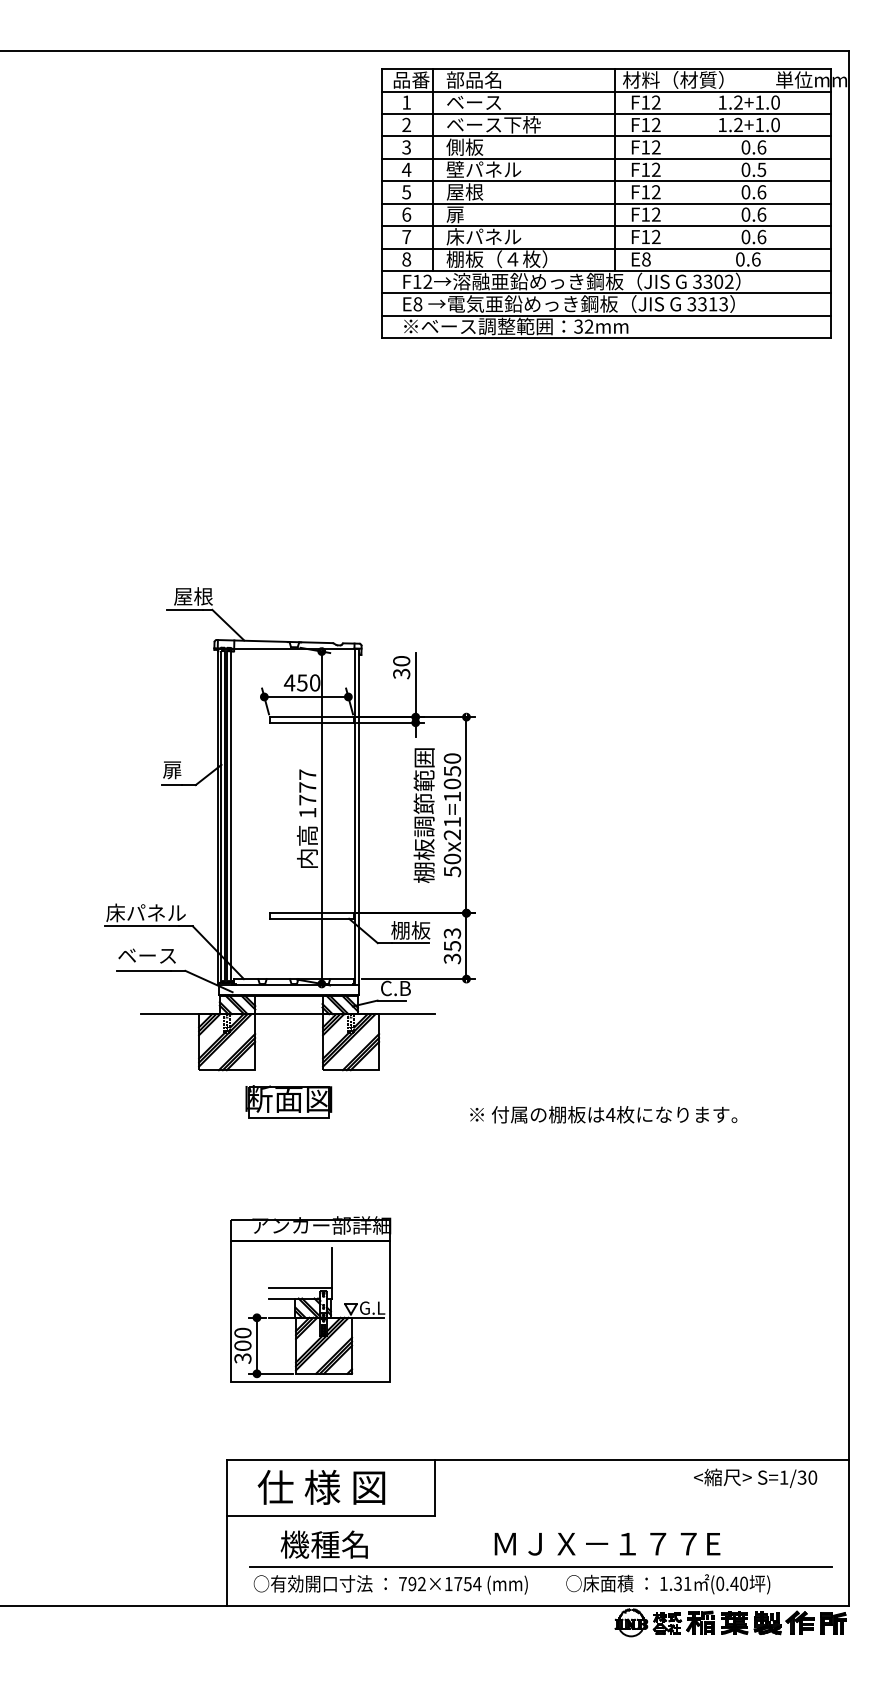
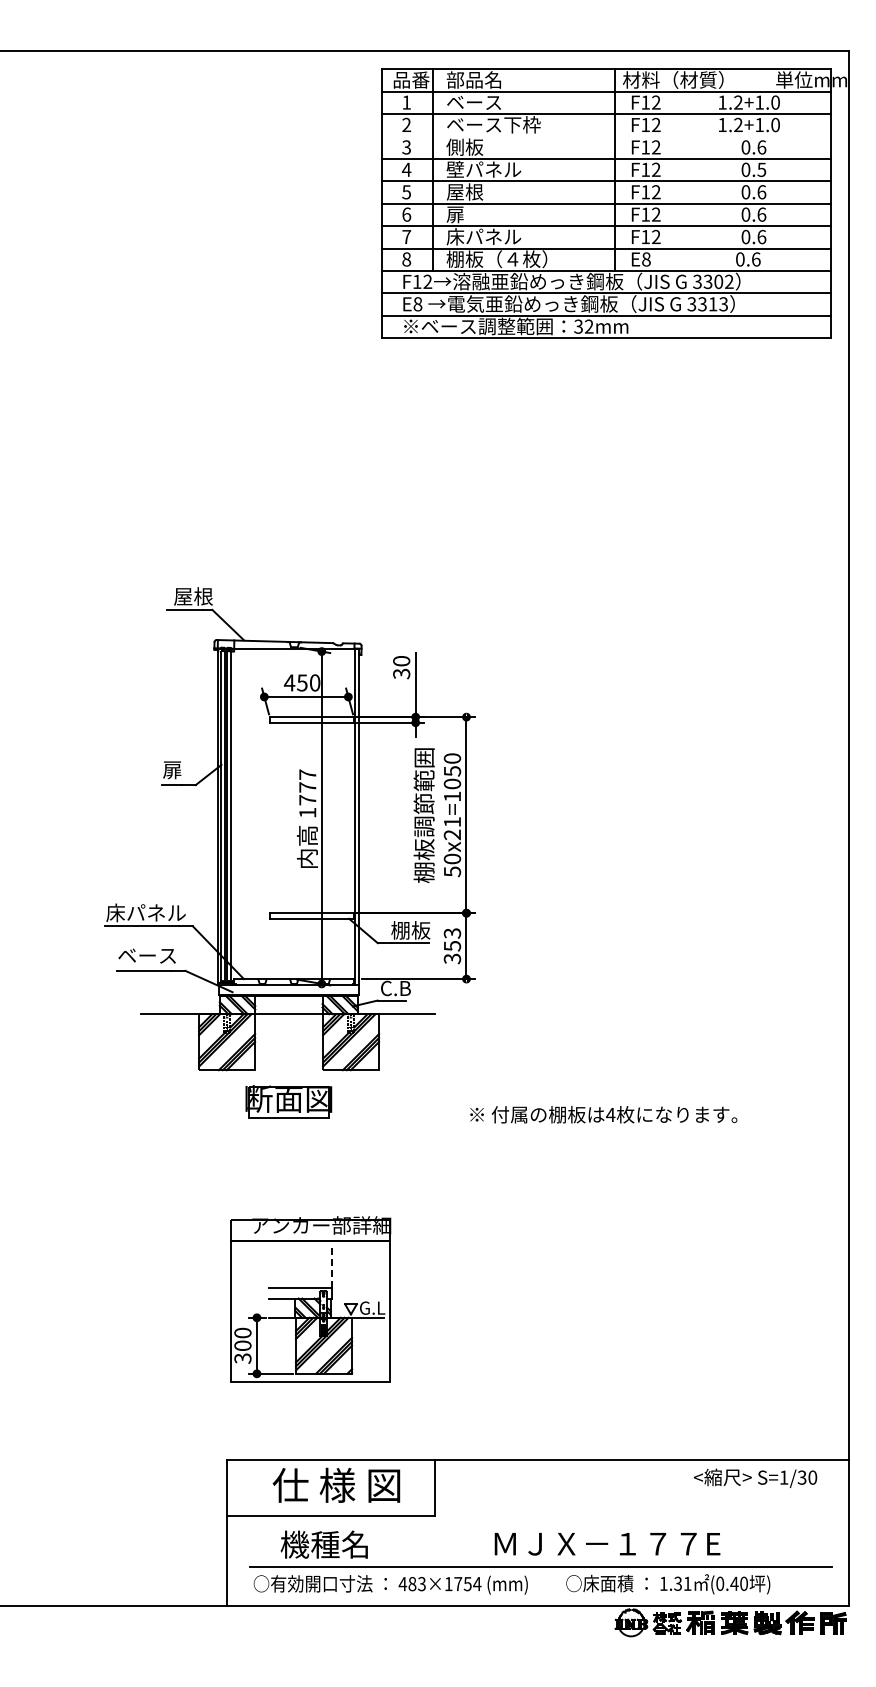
line: present -> none (606, 136)
line: solid -> dashed (332, 1268)
text position: (321, 1486) -> (336, 1484) (336, 1484)
text: 792×1754 -> 483×1754 (411, 1584)
